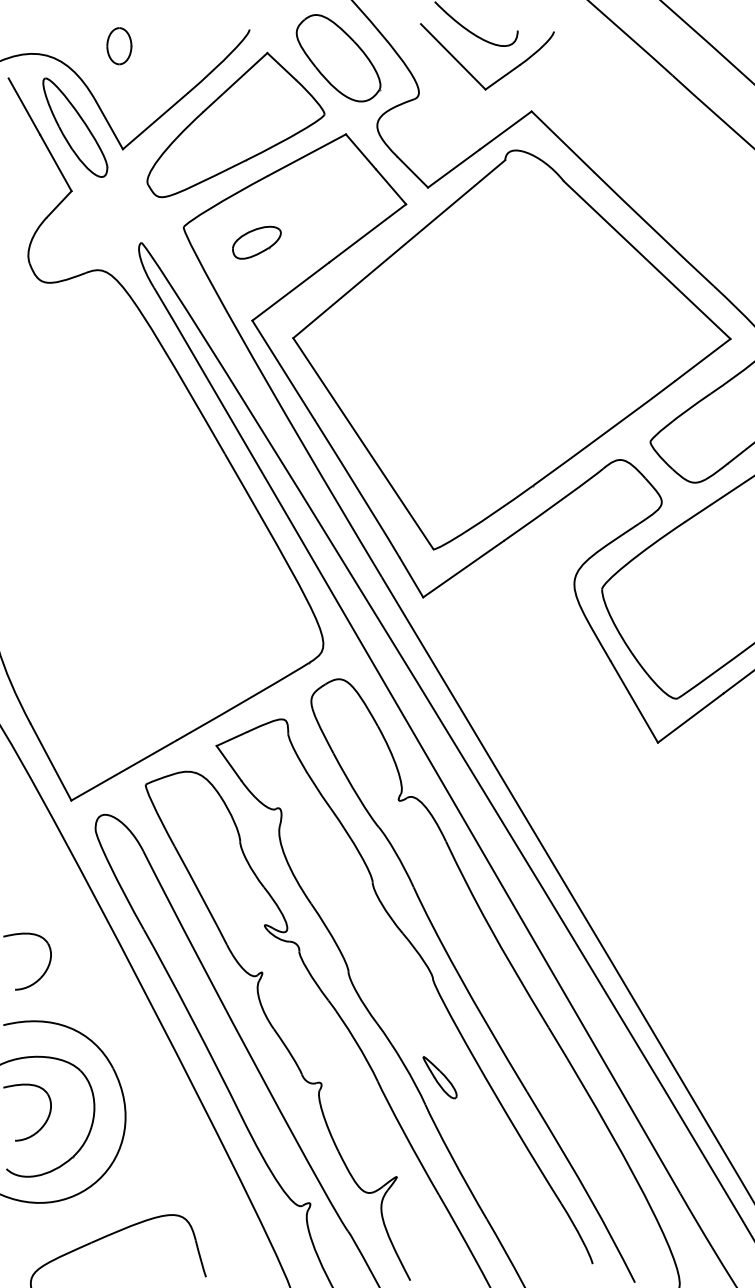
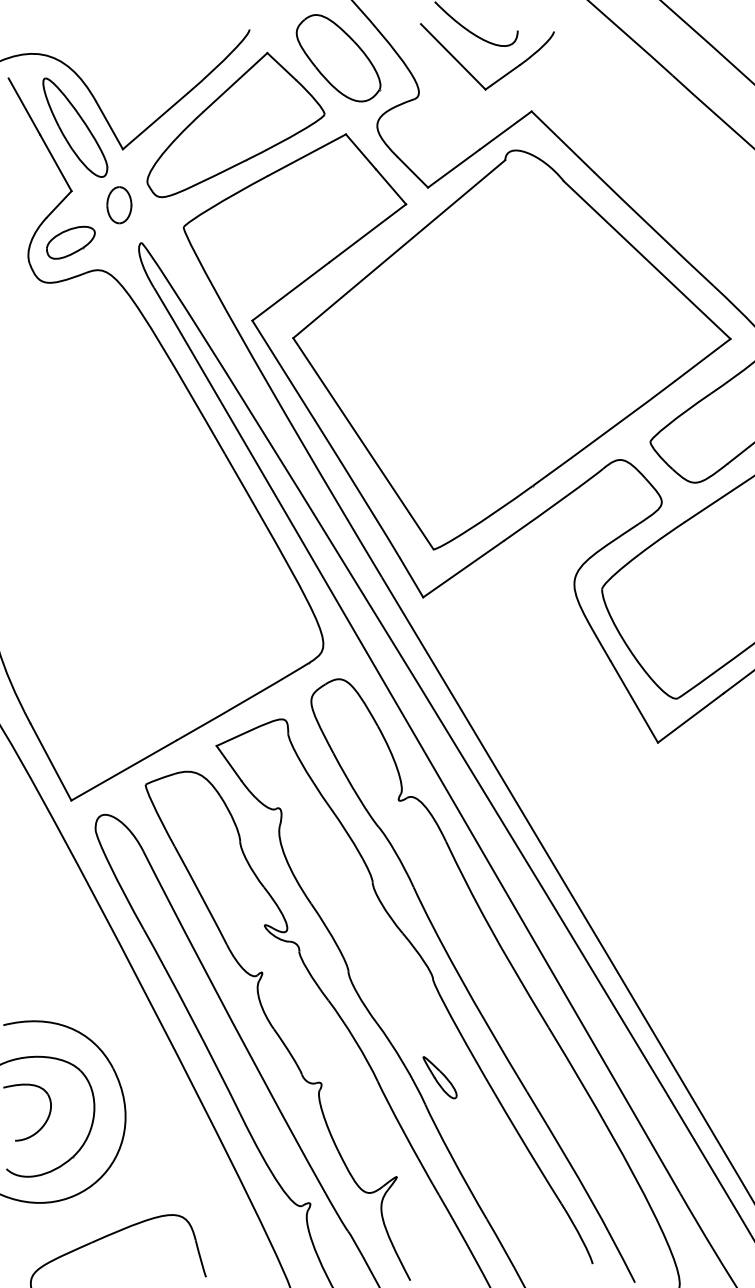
part position: (119, 46) -> (119, 205) (119, 205)
part position: (256, 242) -> (70, 242) (70, 242)
part: present -> none (44, 971)
